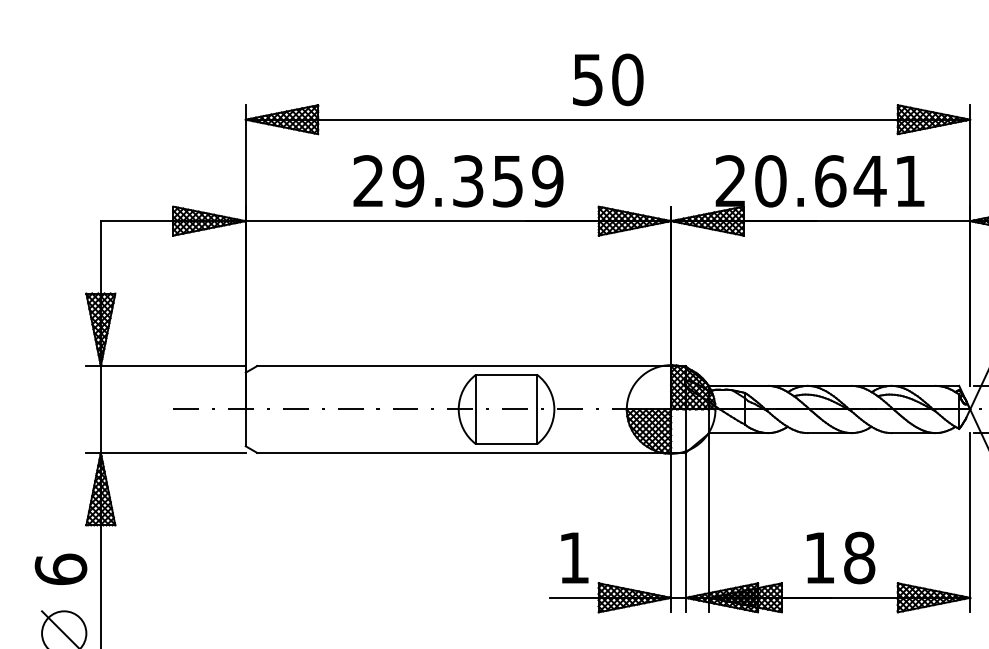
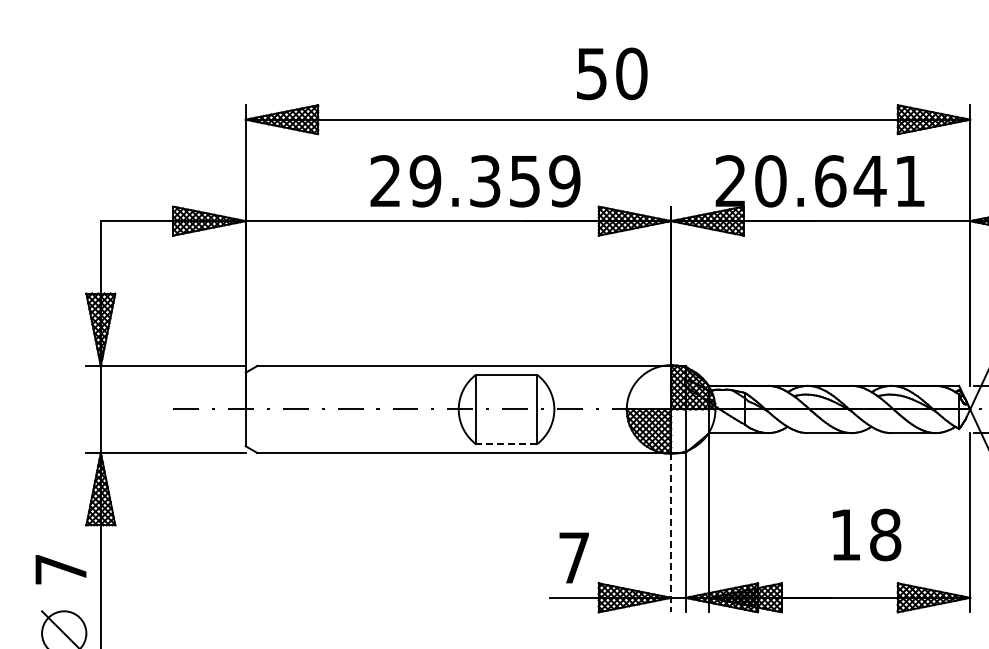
text position: (608, 79) -> (612, 73) (612, 73)
text position: (458, 181) -> (475, 181) (475, 181)
line: solid -> dashed (506, 444)
line: solid -> dashed (671, 532)
text: 1 -> 7 (573, 557)
text position: (840, 557) -> (866, 534) (866, 534)
text: 6 -> 7 (60, 569)
